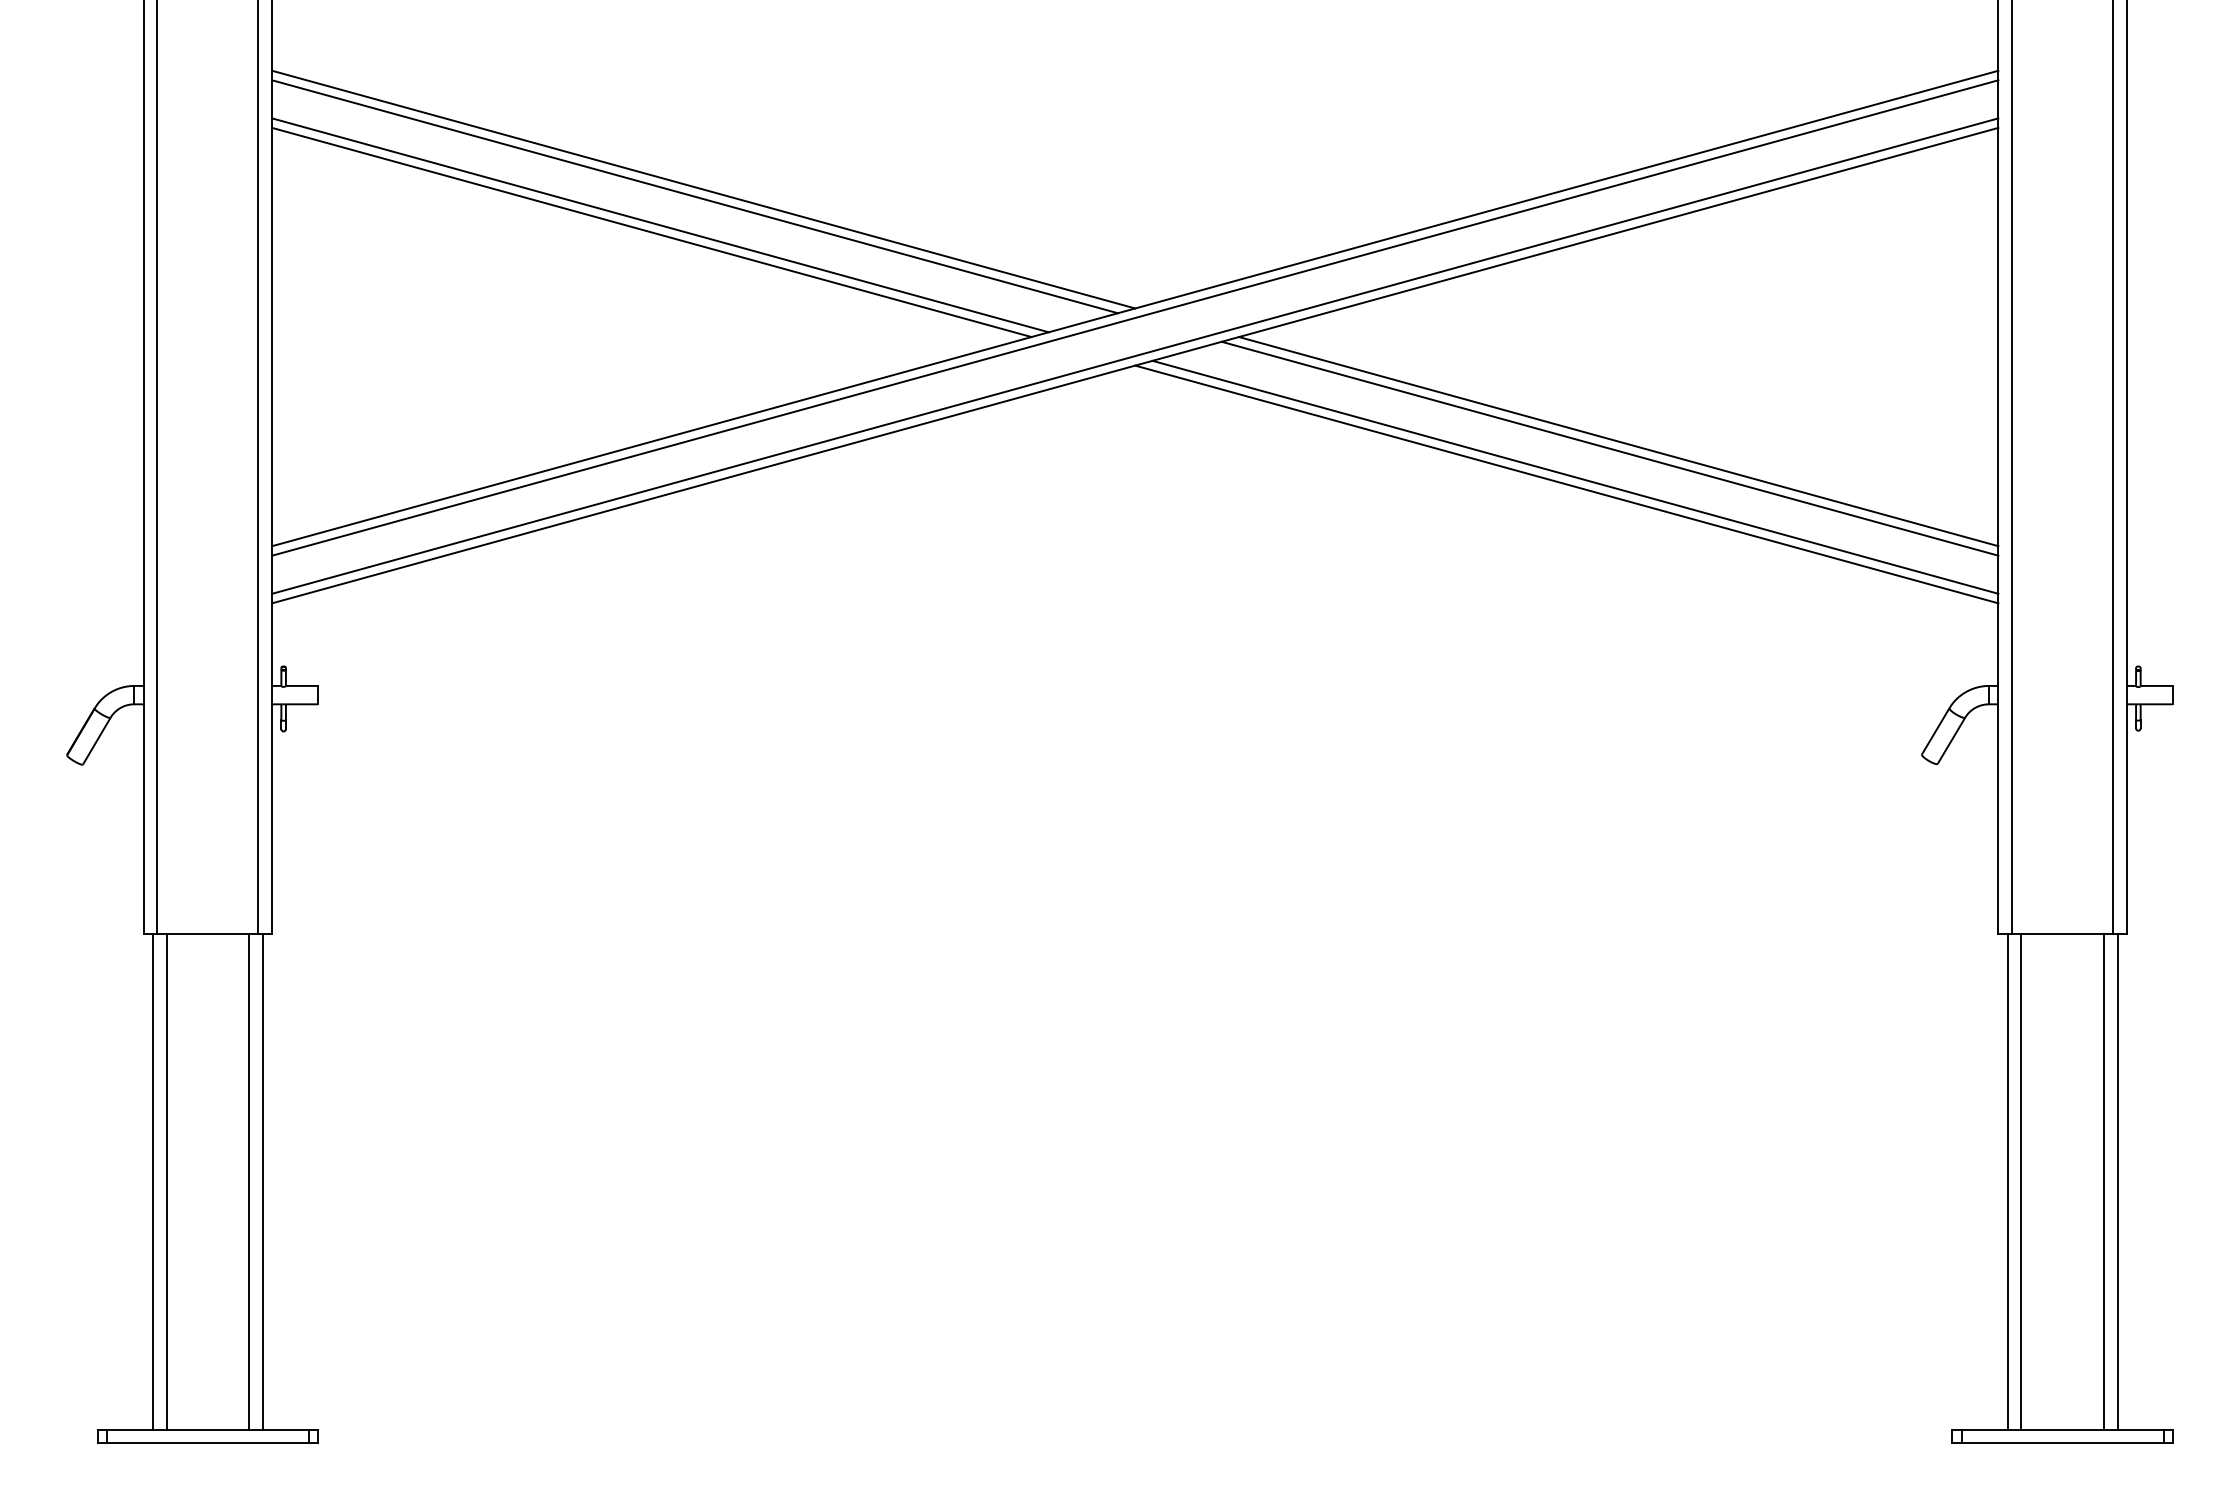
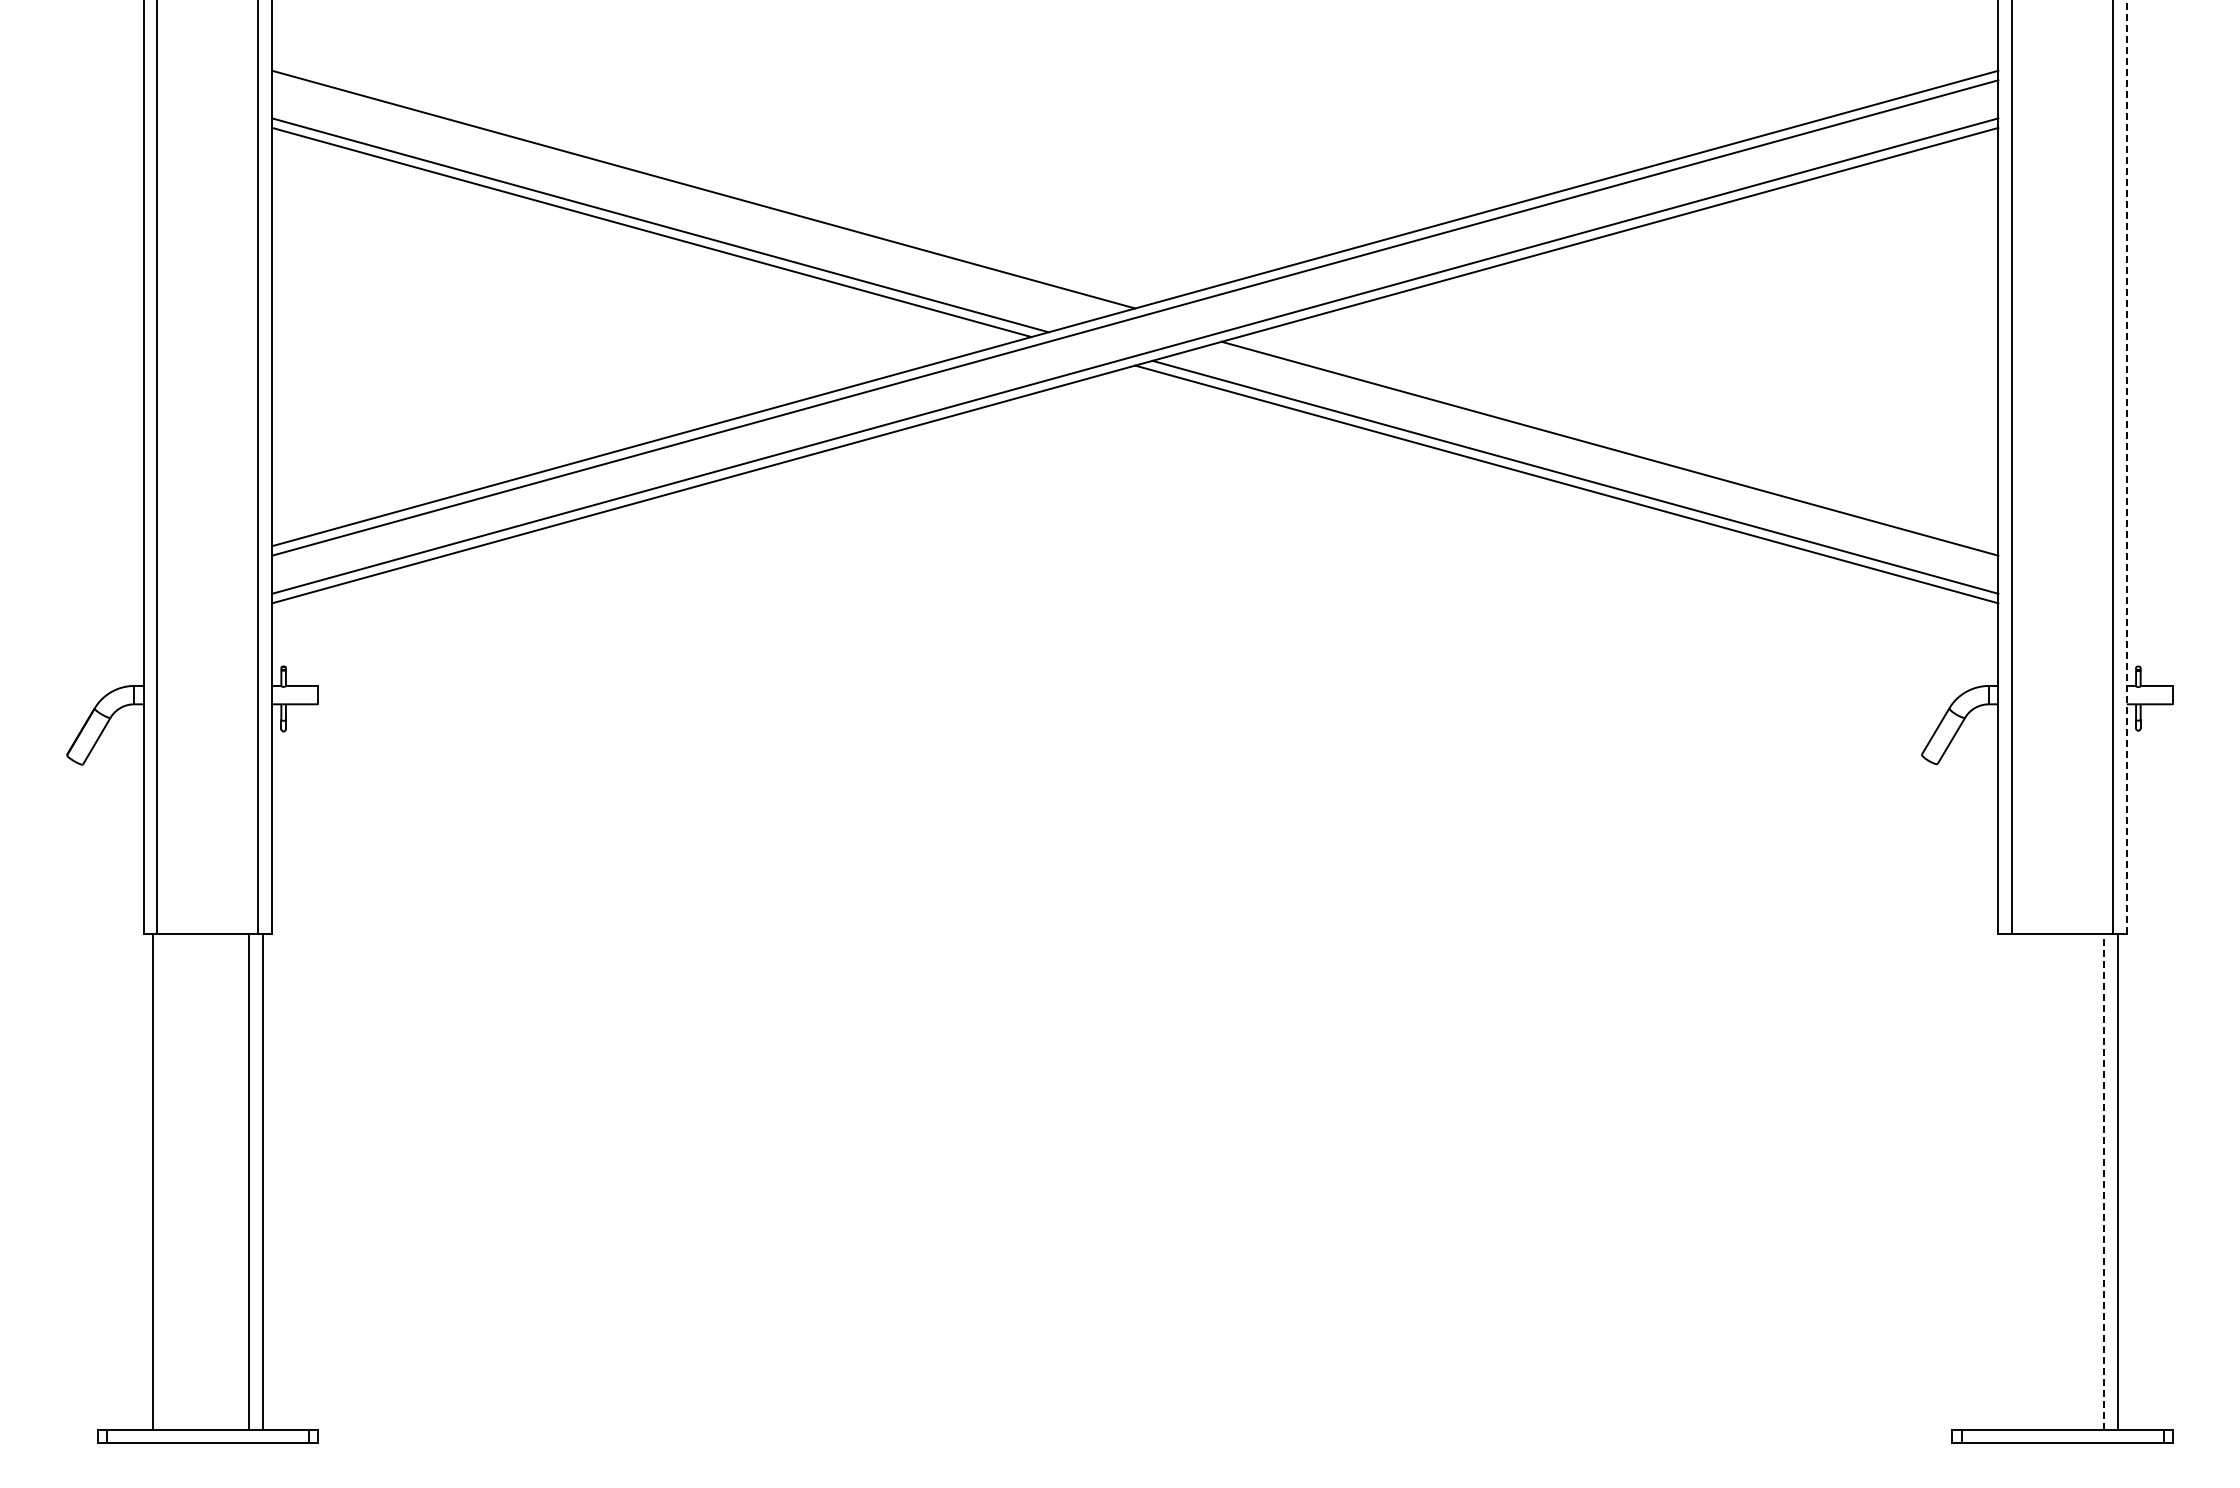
line: present -> none (694, 196)
line: present -> none (1618, 441)
line: solid -> dashed (2126, 466)
line: present -> none (166, 1181)
line: present -> none (2007, 1181)
line: present -> none (2021, 1181)
line: solid -> dashed (2103, 1181)
